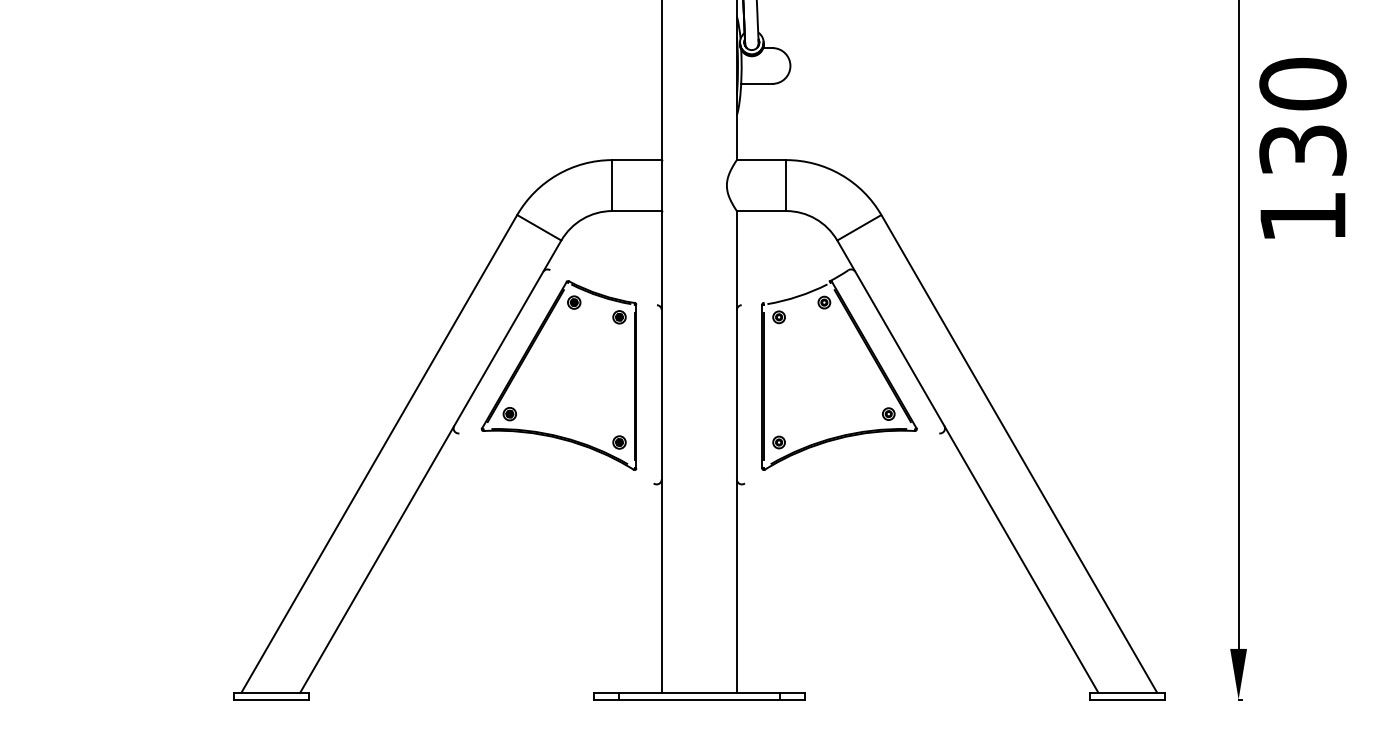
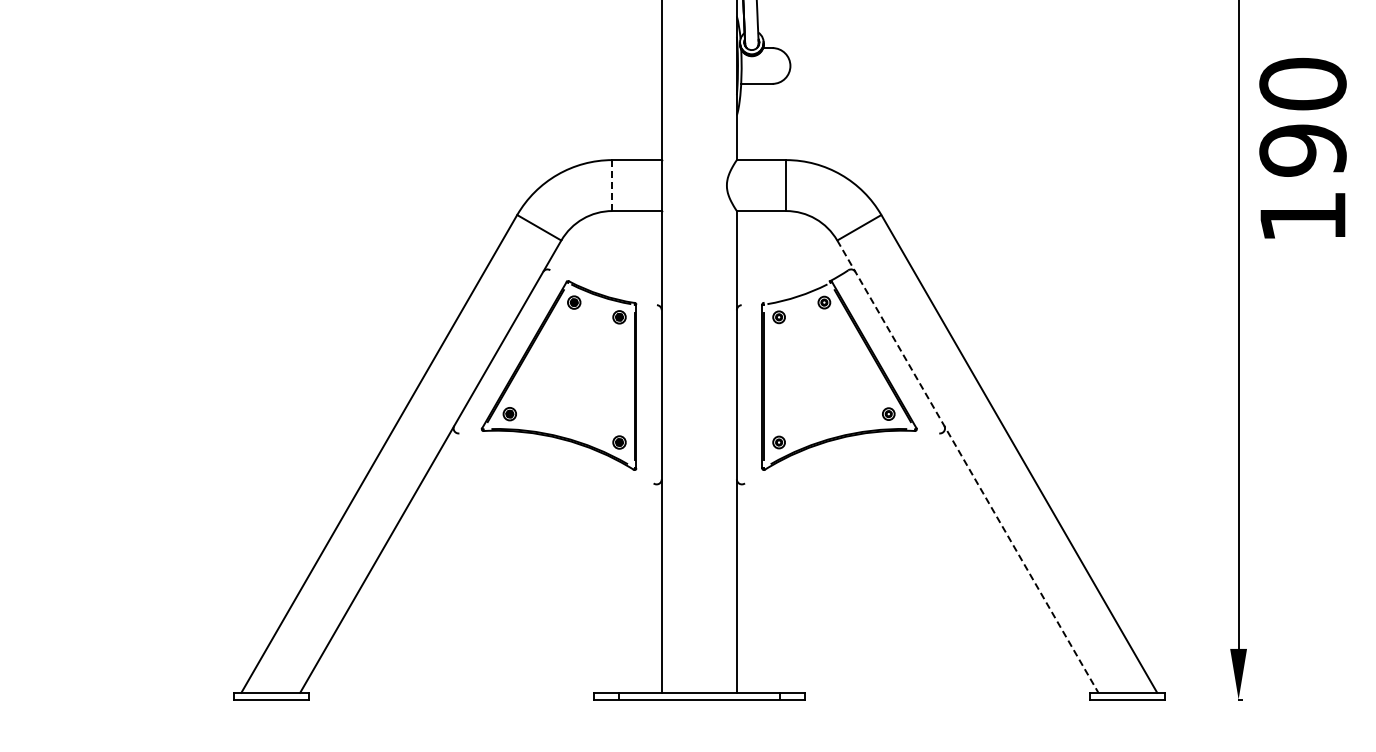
text: 130 -> 190 (1302, 150)
line: solid -> dashed (612, 186)
line: solid -> dashed (968, 467)
